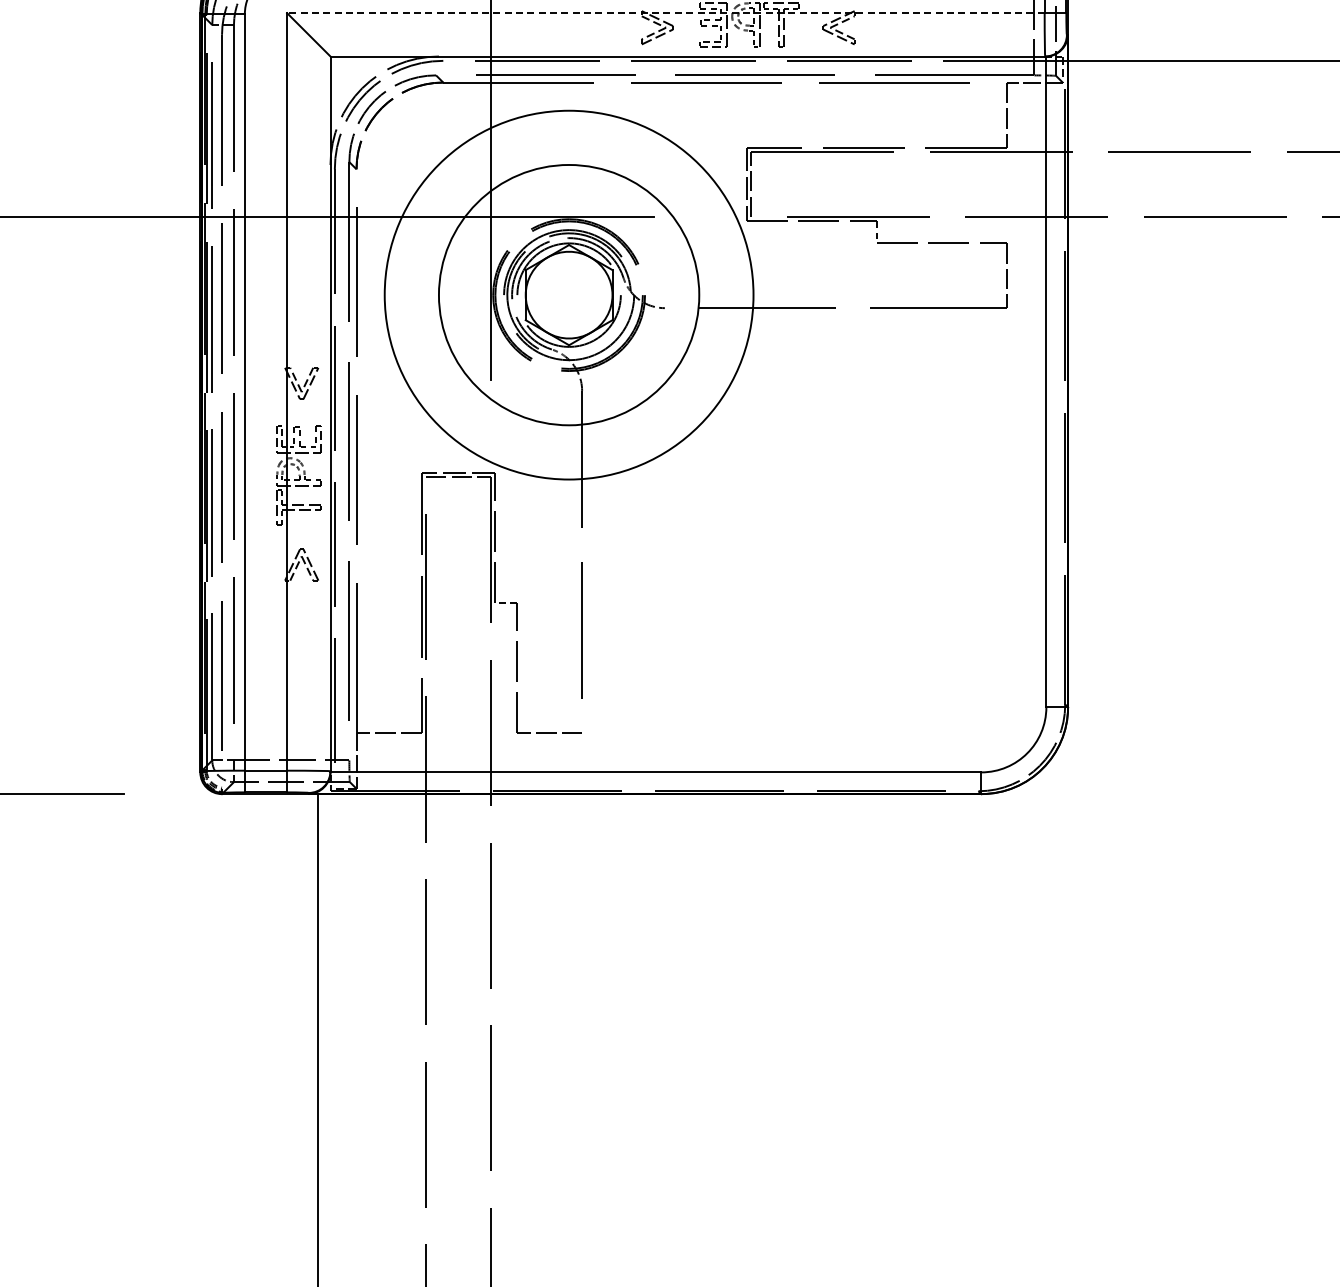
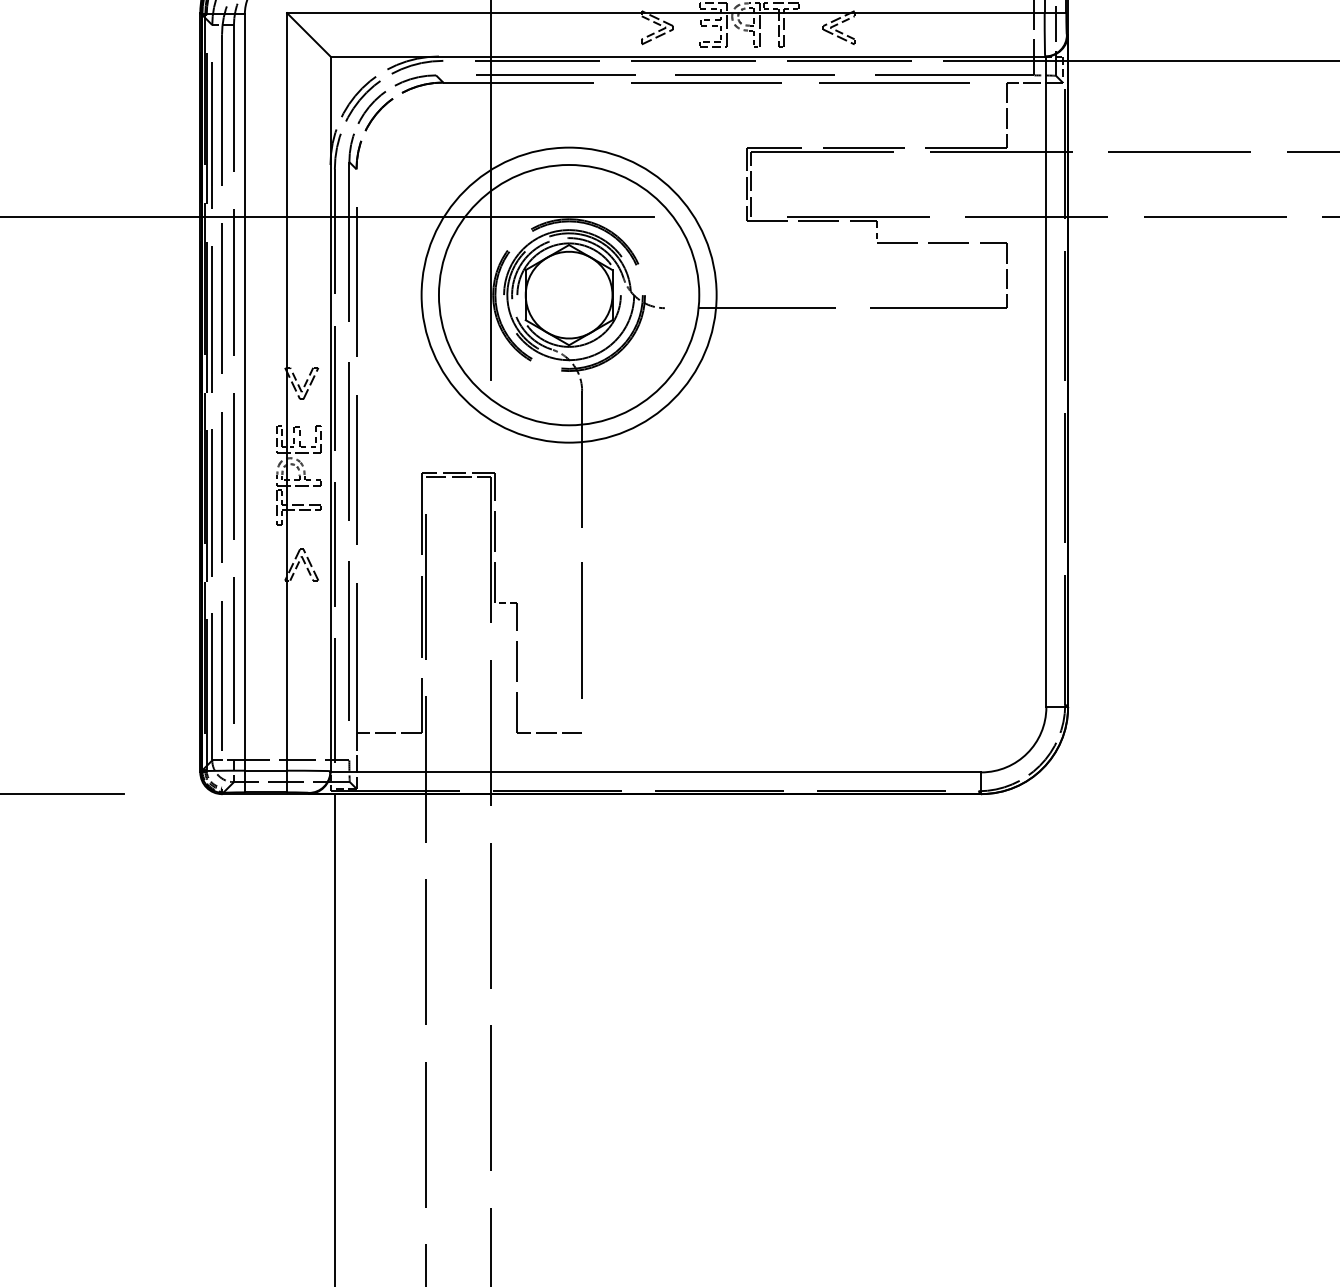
line: dashed -> solid (665, 13)
circle diameter: 369 px -> 295 px (568, 294)
line position: (317, 1038) -> (334, 1038) (334, 1038)
